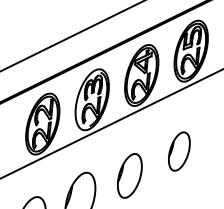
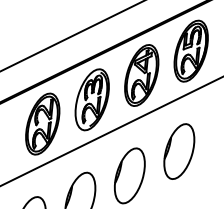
line position: (111, 123) -> (111, 131) (111, 131)
part size: 23x41 px -> 33x57 px (179, 151)
part size: 26x46 px -> 32x58 px (129, 175)
